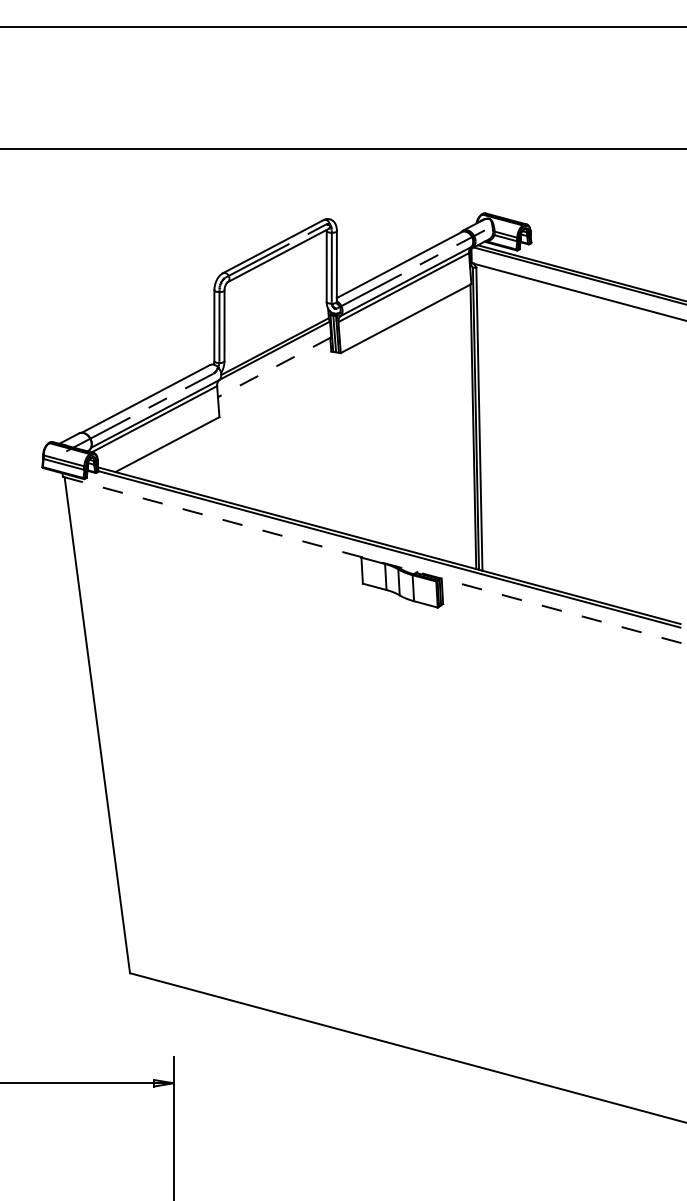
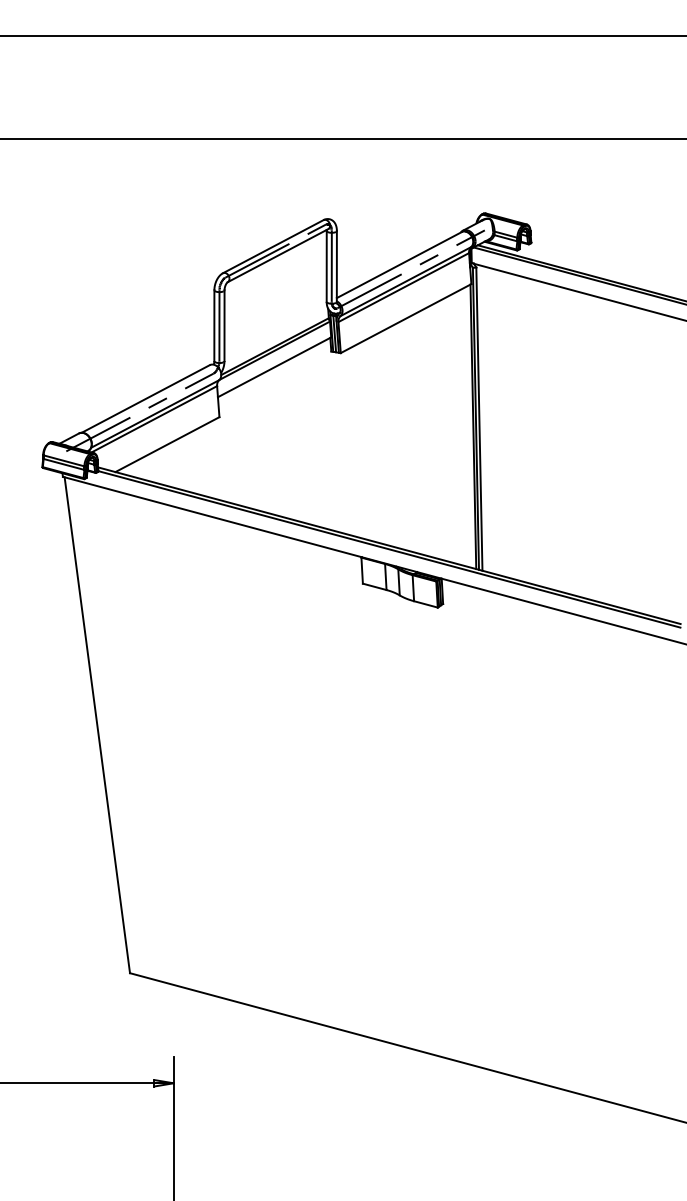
line position: (342, 27) -> (342, 36) (342, 36)
line position: (342, 149) -> (342, 139) (342, 139)
line: dashed -> solid (274, 367)
line: dashed -> solid (374, 560)
